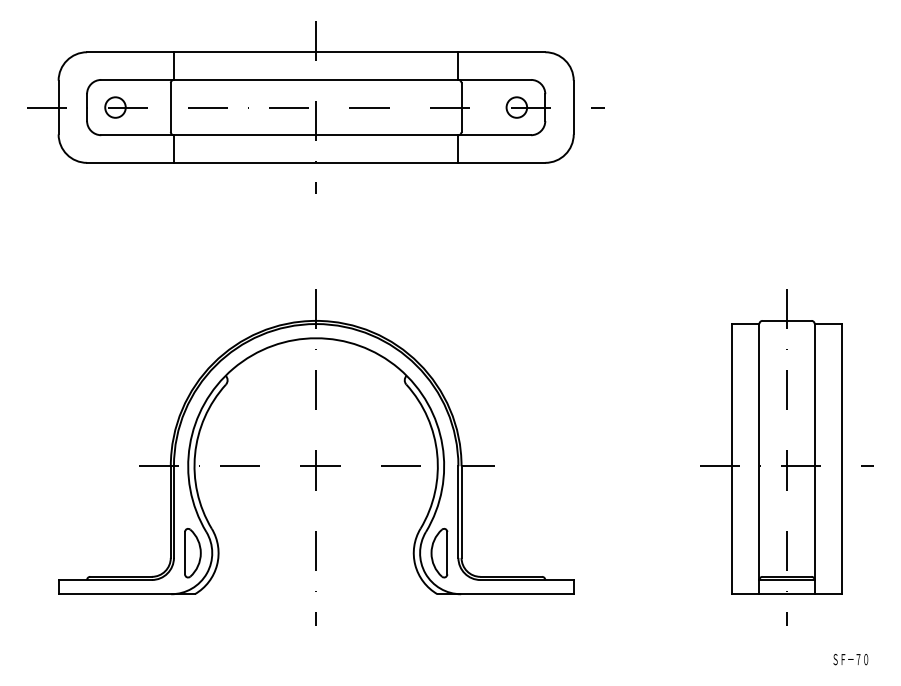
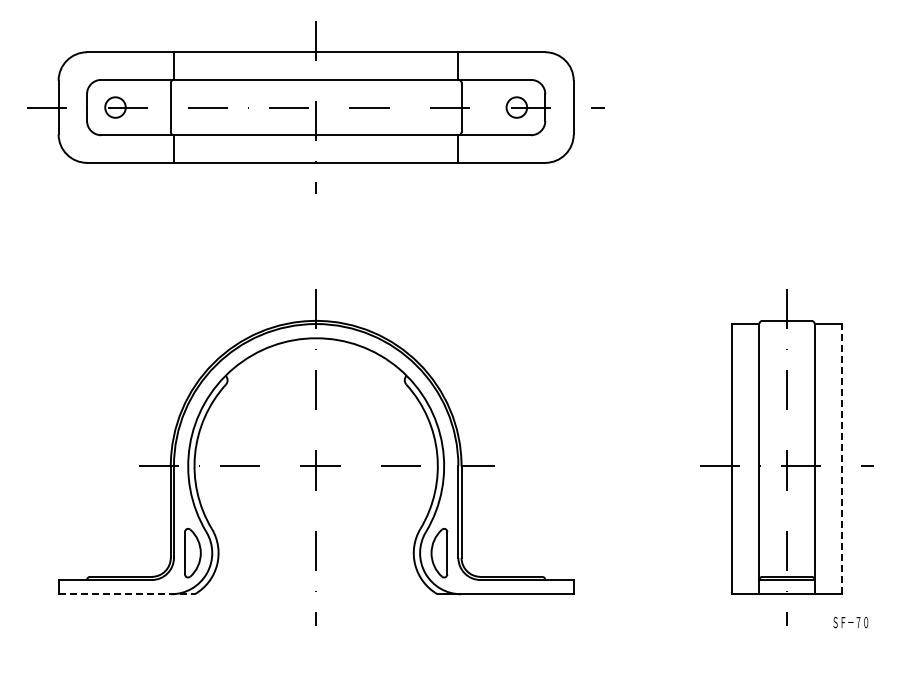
line: solid -> dashed (842, 458)
line: solid -> dashed (127, 594)
text position: (850, 659) -> (850, 622) (850, 622)
